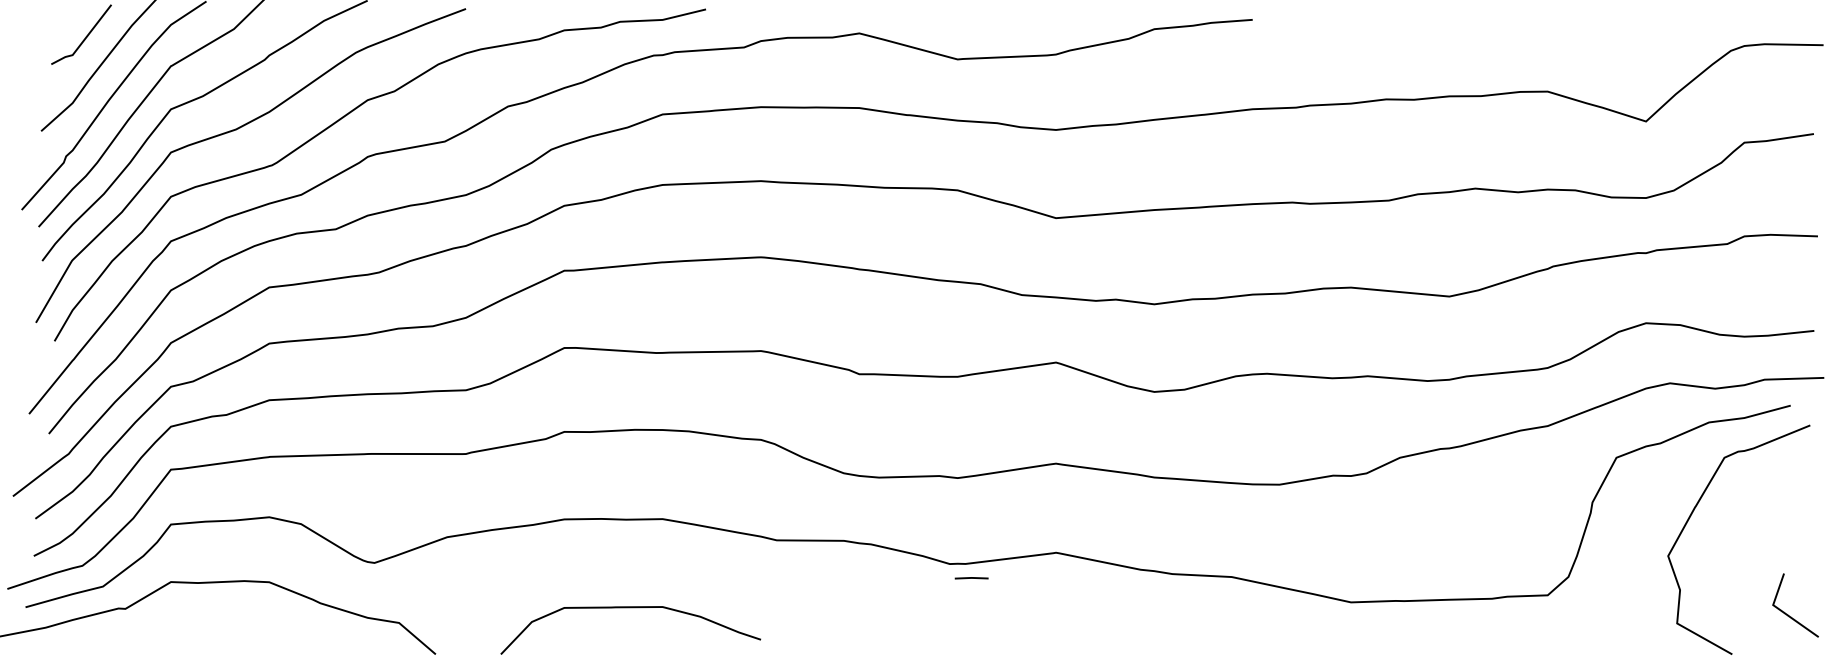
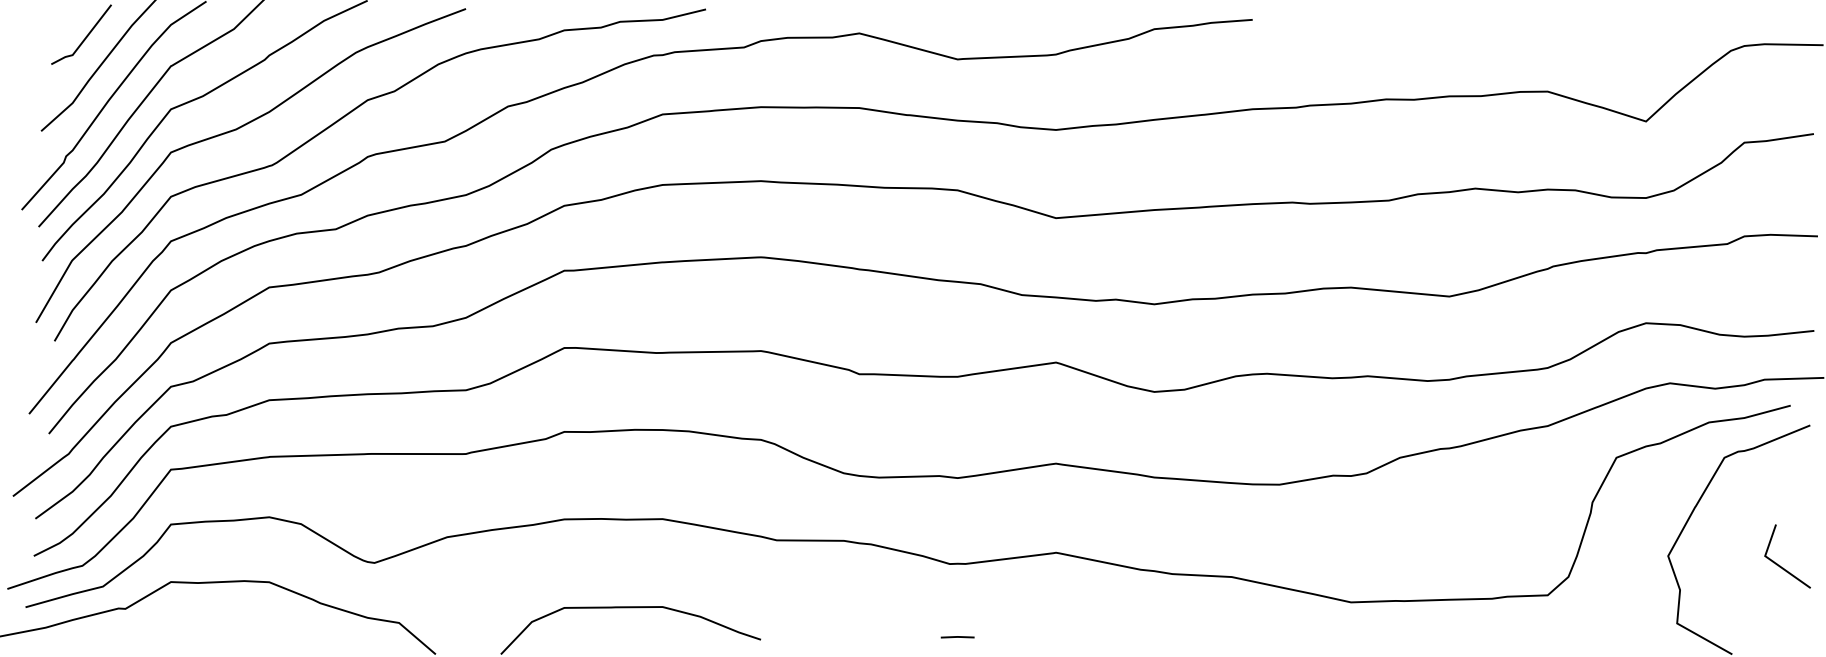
line position: (971, 578) -> (957, 637) (957, 637)
line position: (1788, 614) -> (1780, 565) (1780, 565)
